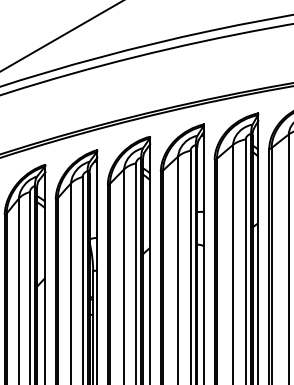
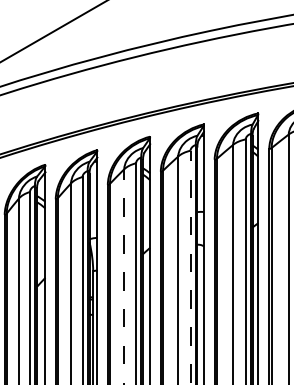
line position: (61, 36) -> (53, 31) (53, 31)
line: solid -> dashed (190, 267)
line: solid -> dashed (124, 276)
